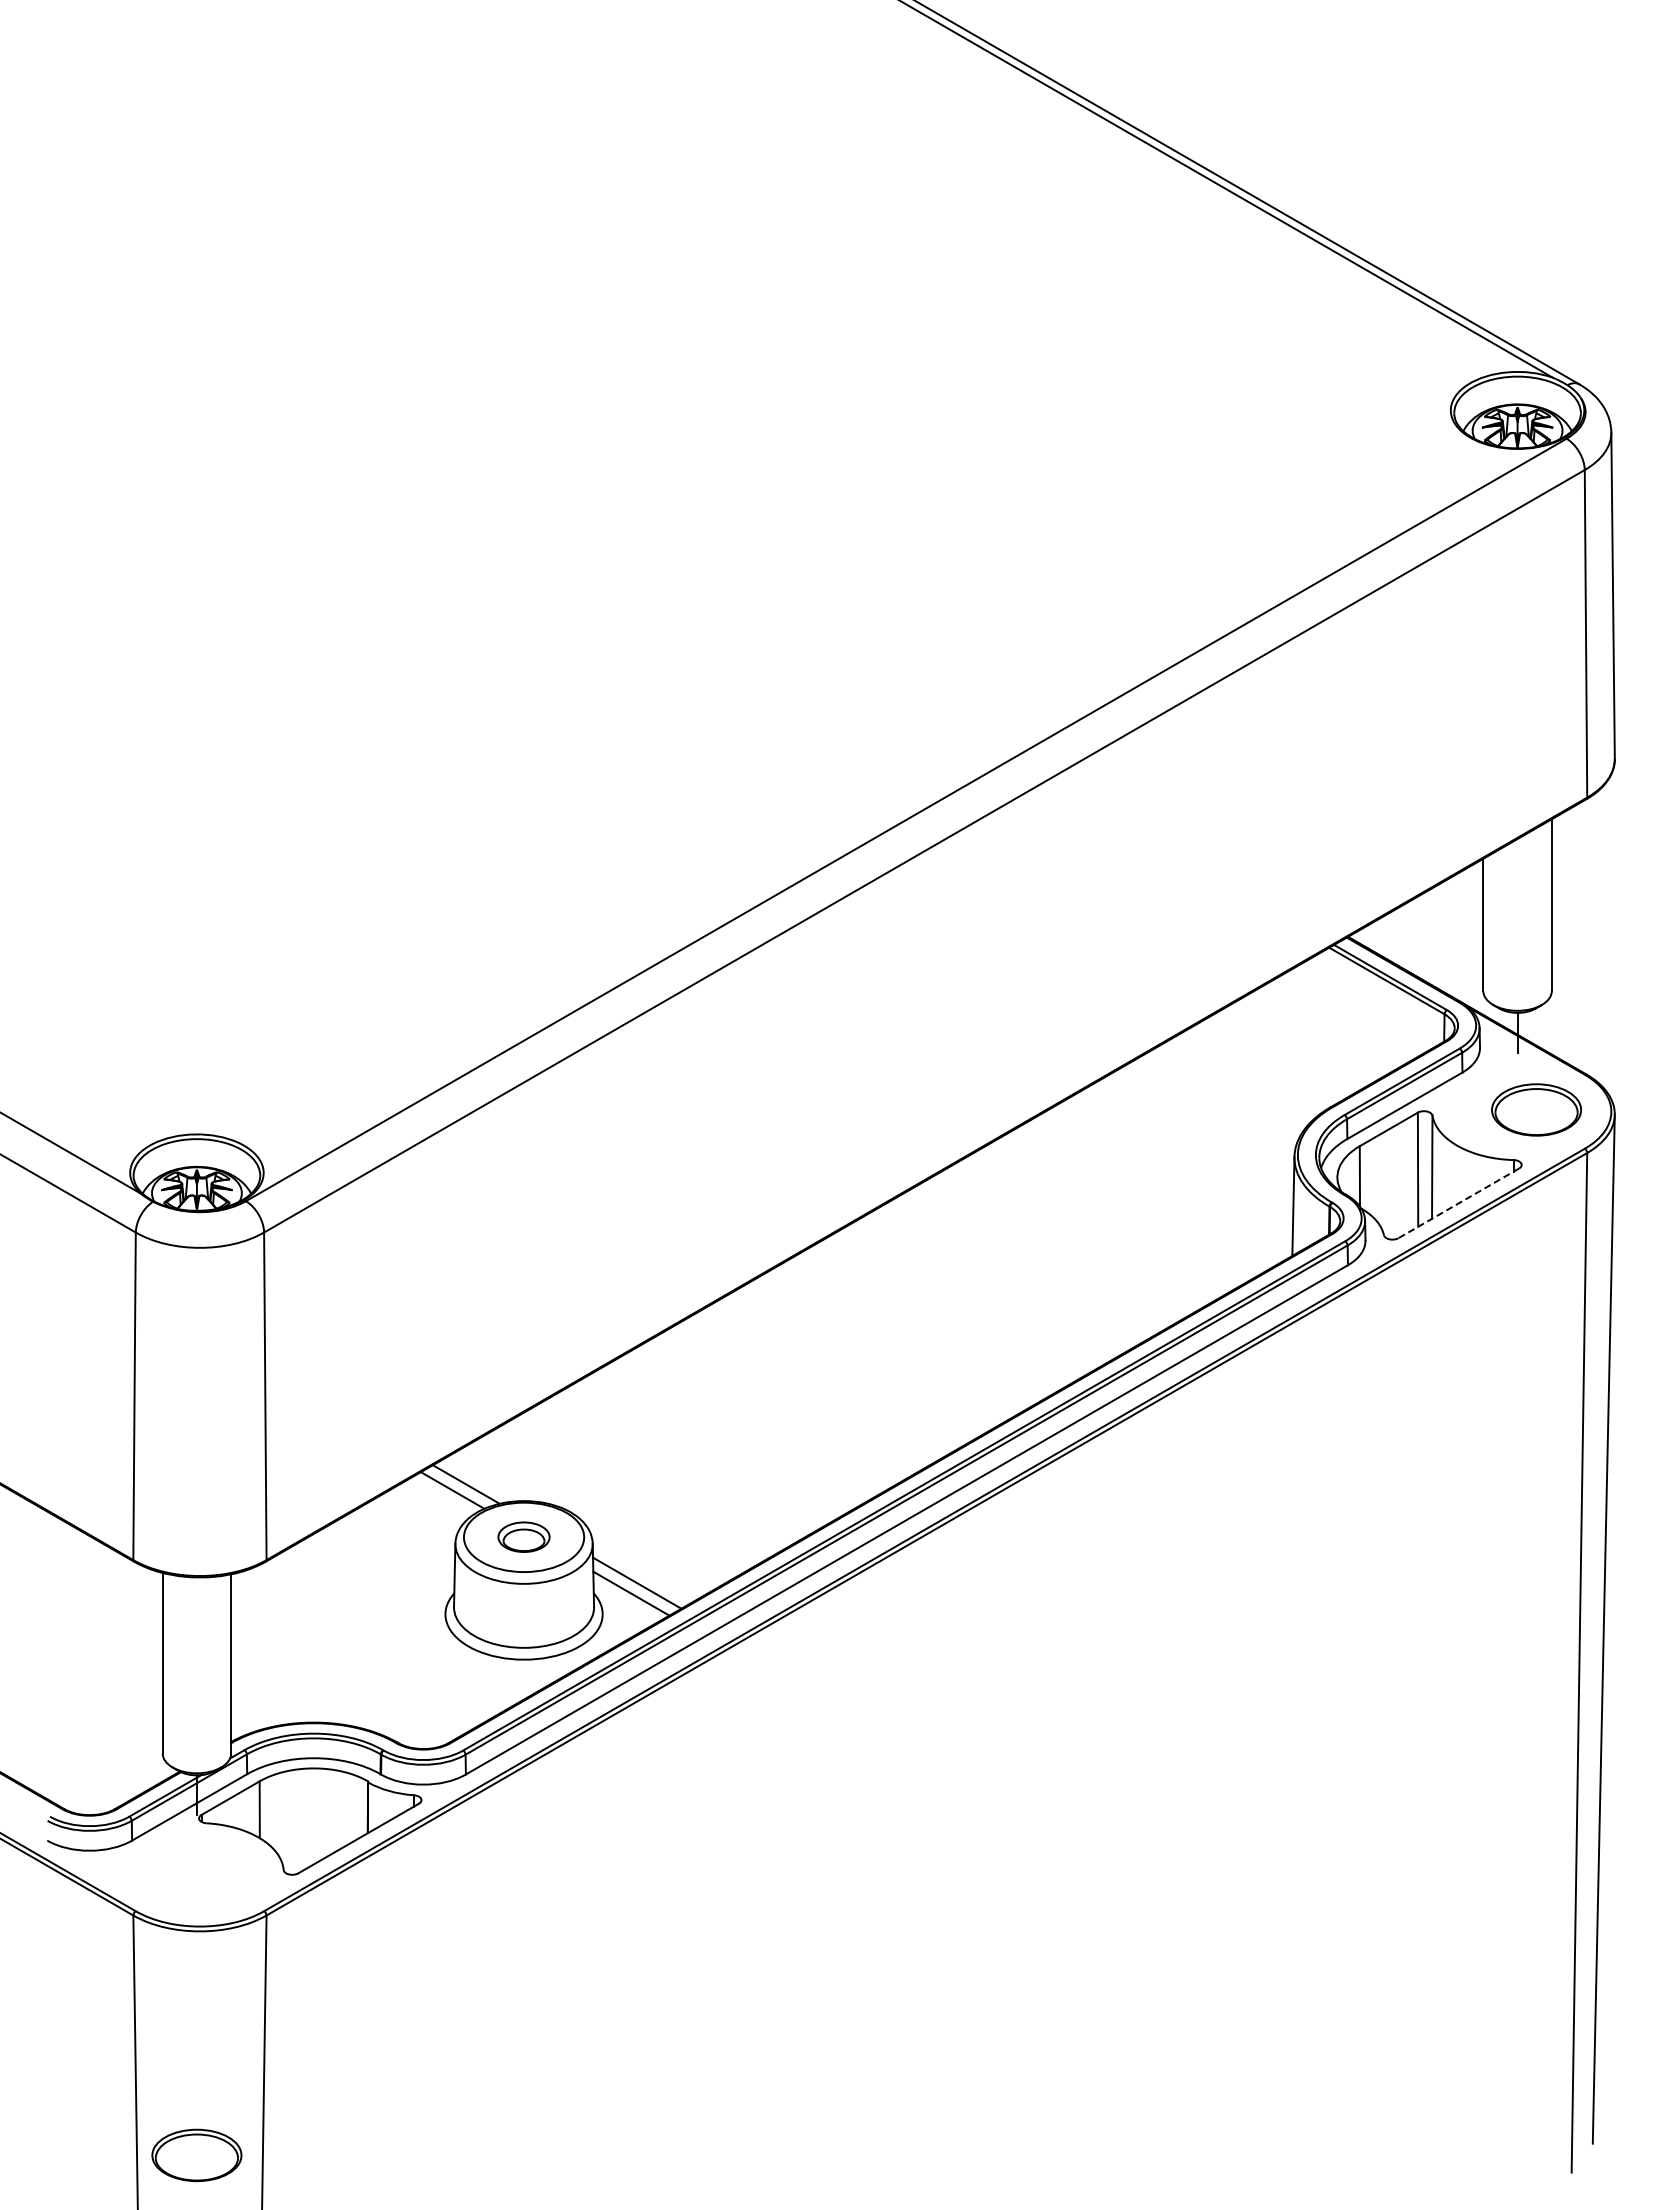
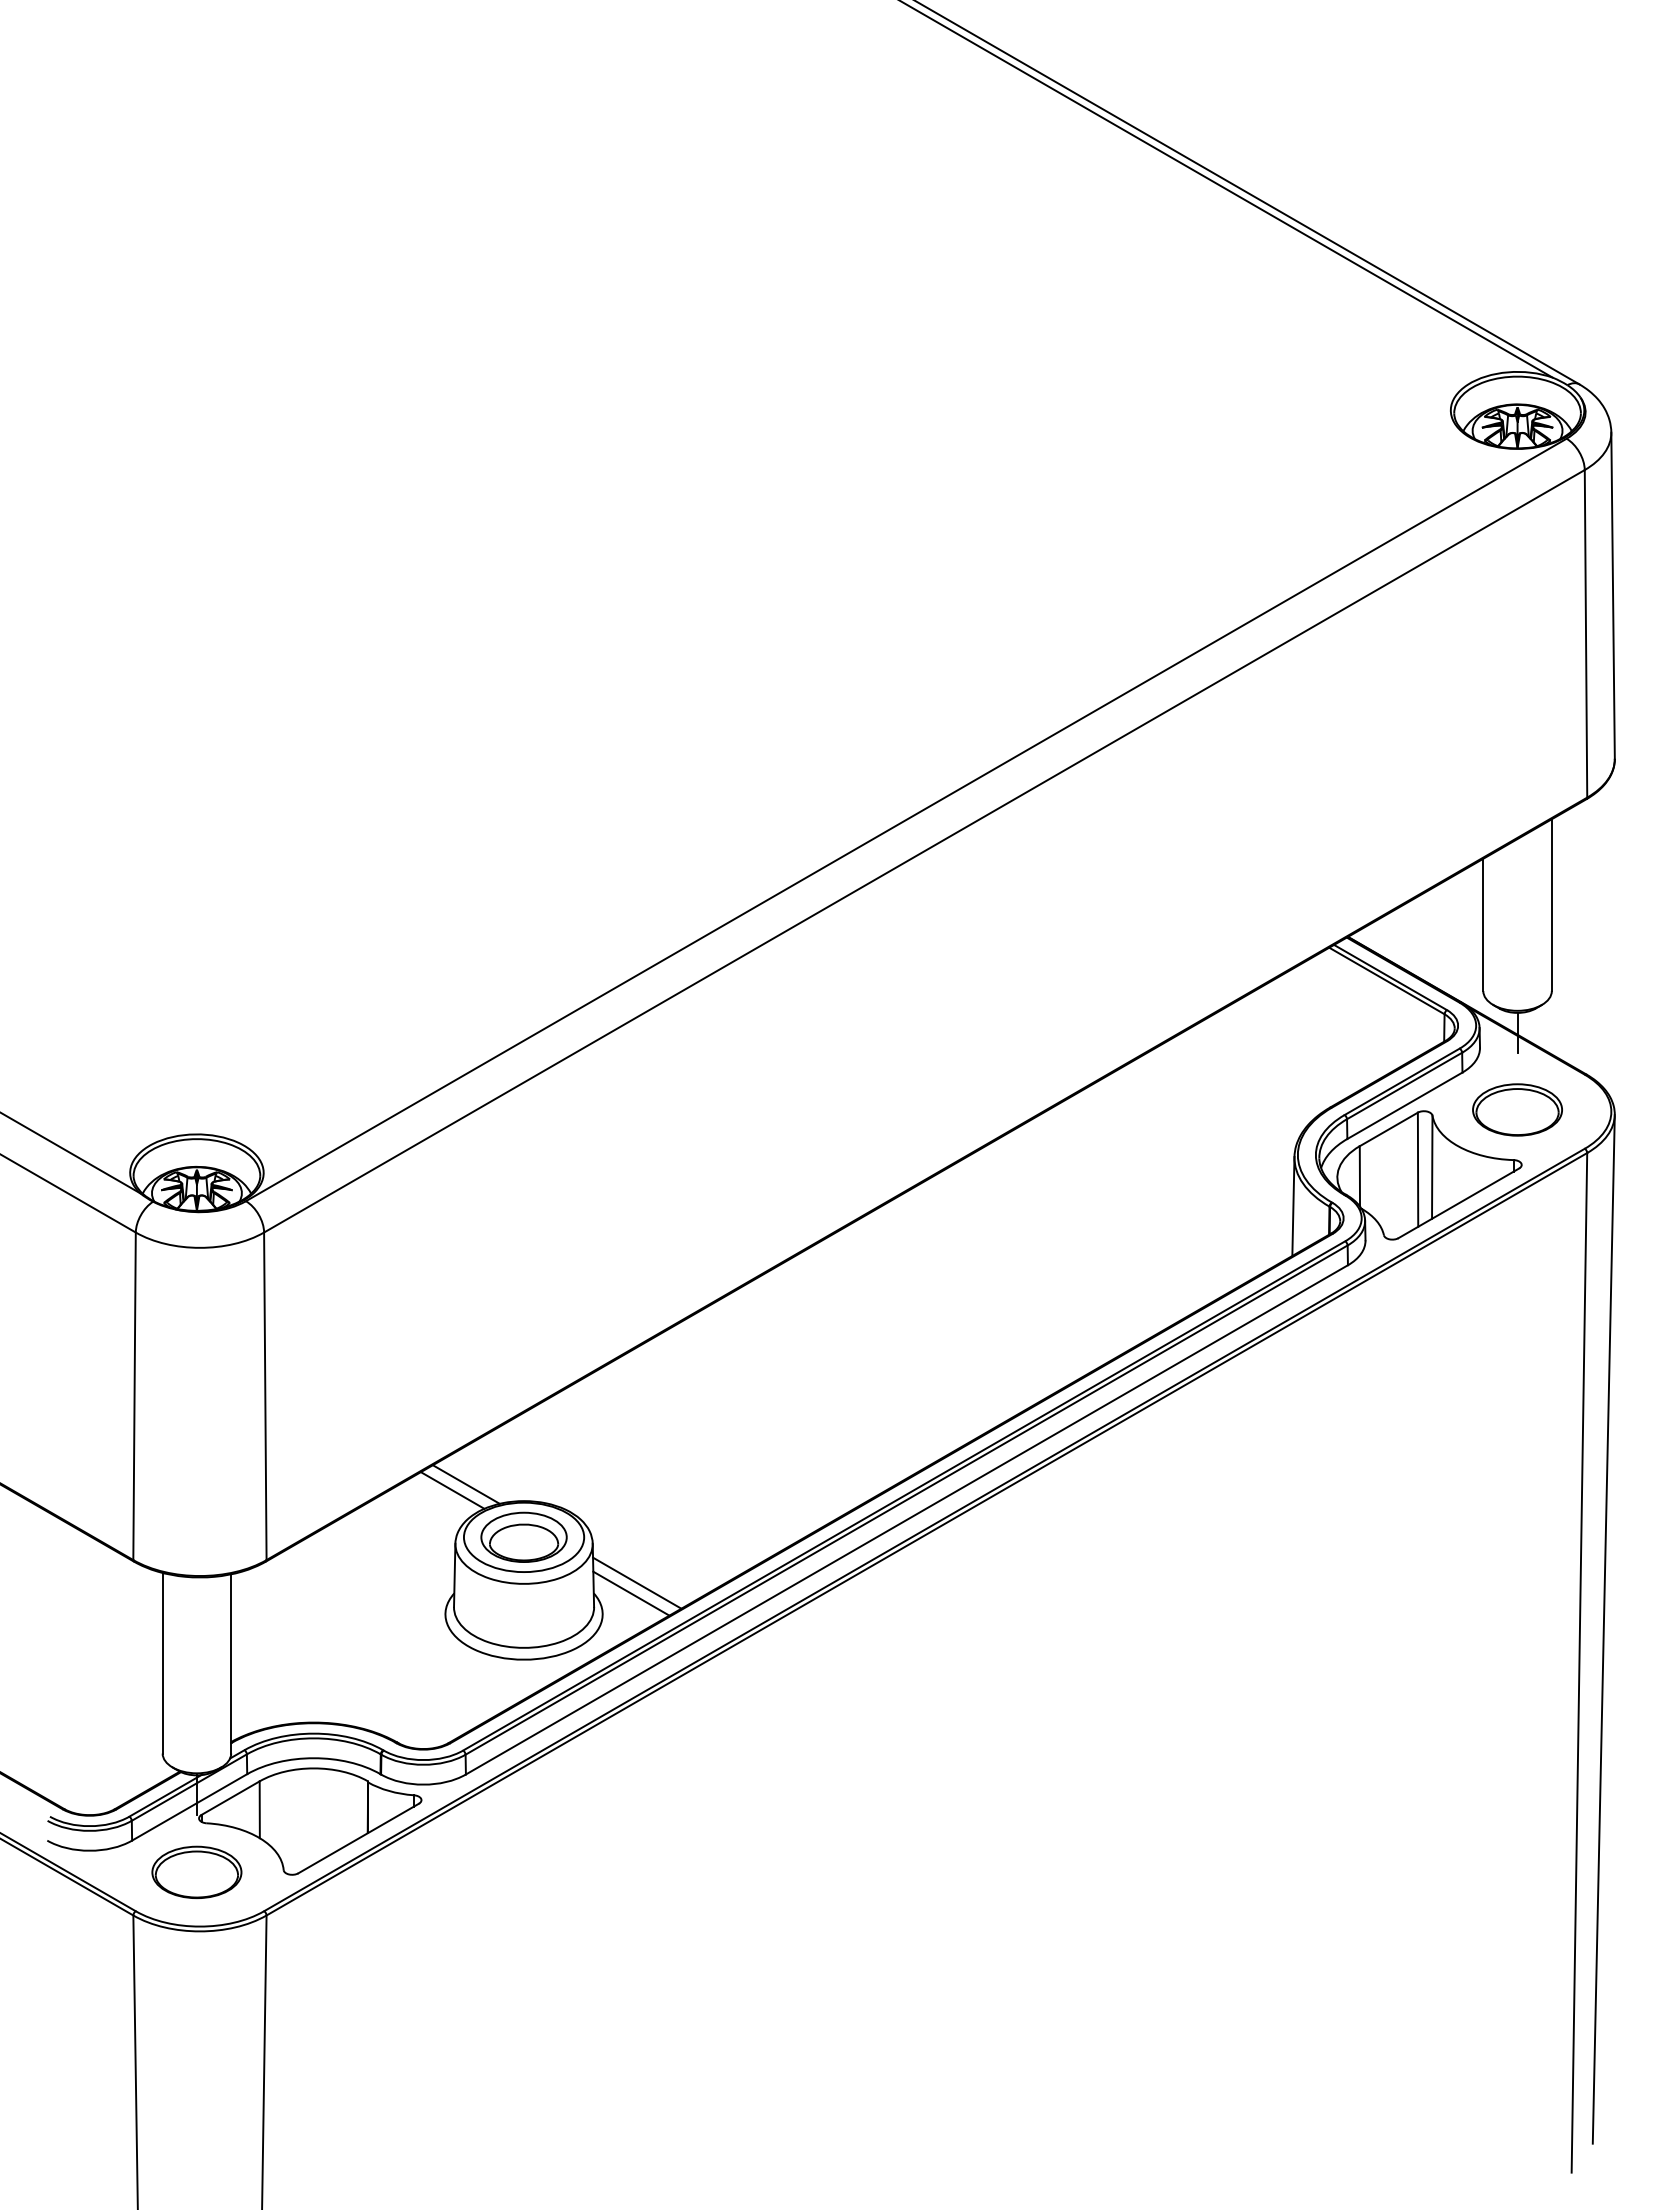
part position: (1536, 1109) -> (1517, 1109) (1517, 1109)
line: dashed -> solid (1458, 1203)
part size: 54x32 px -> 88x52 px (523, 1536)
part position: (196, 2155) -> (196, 1872) (196, 1872)
